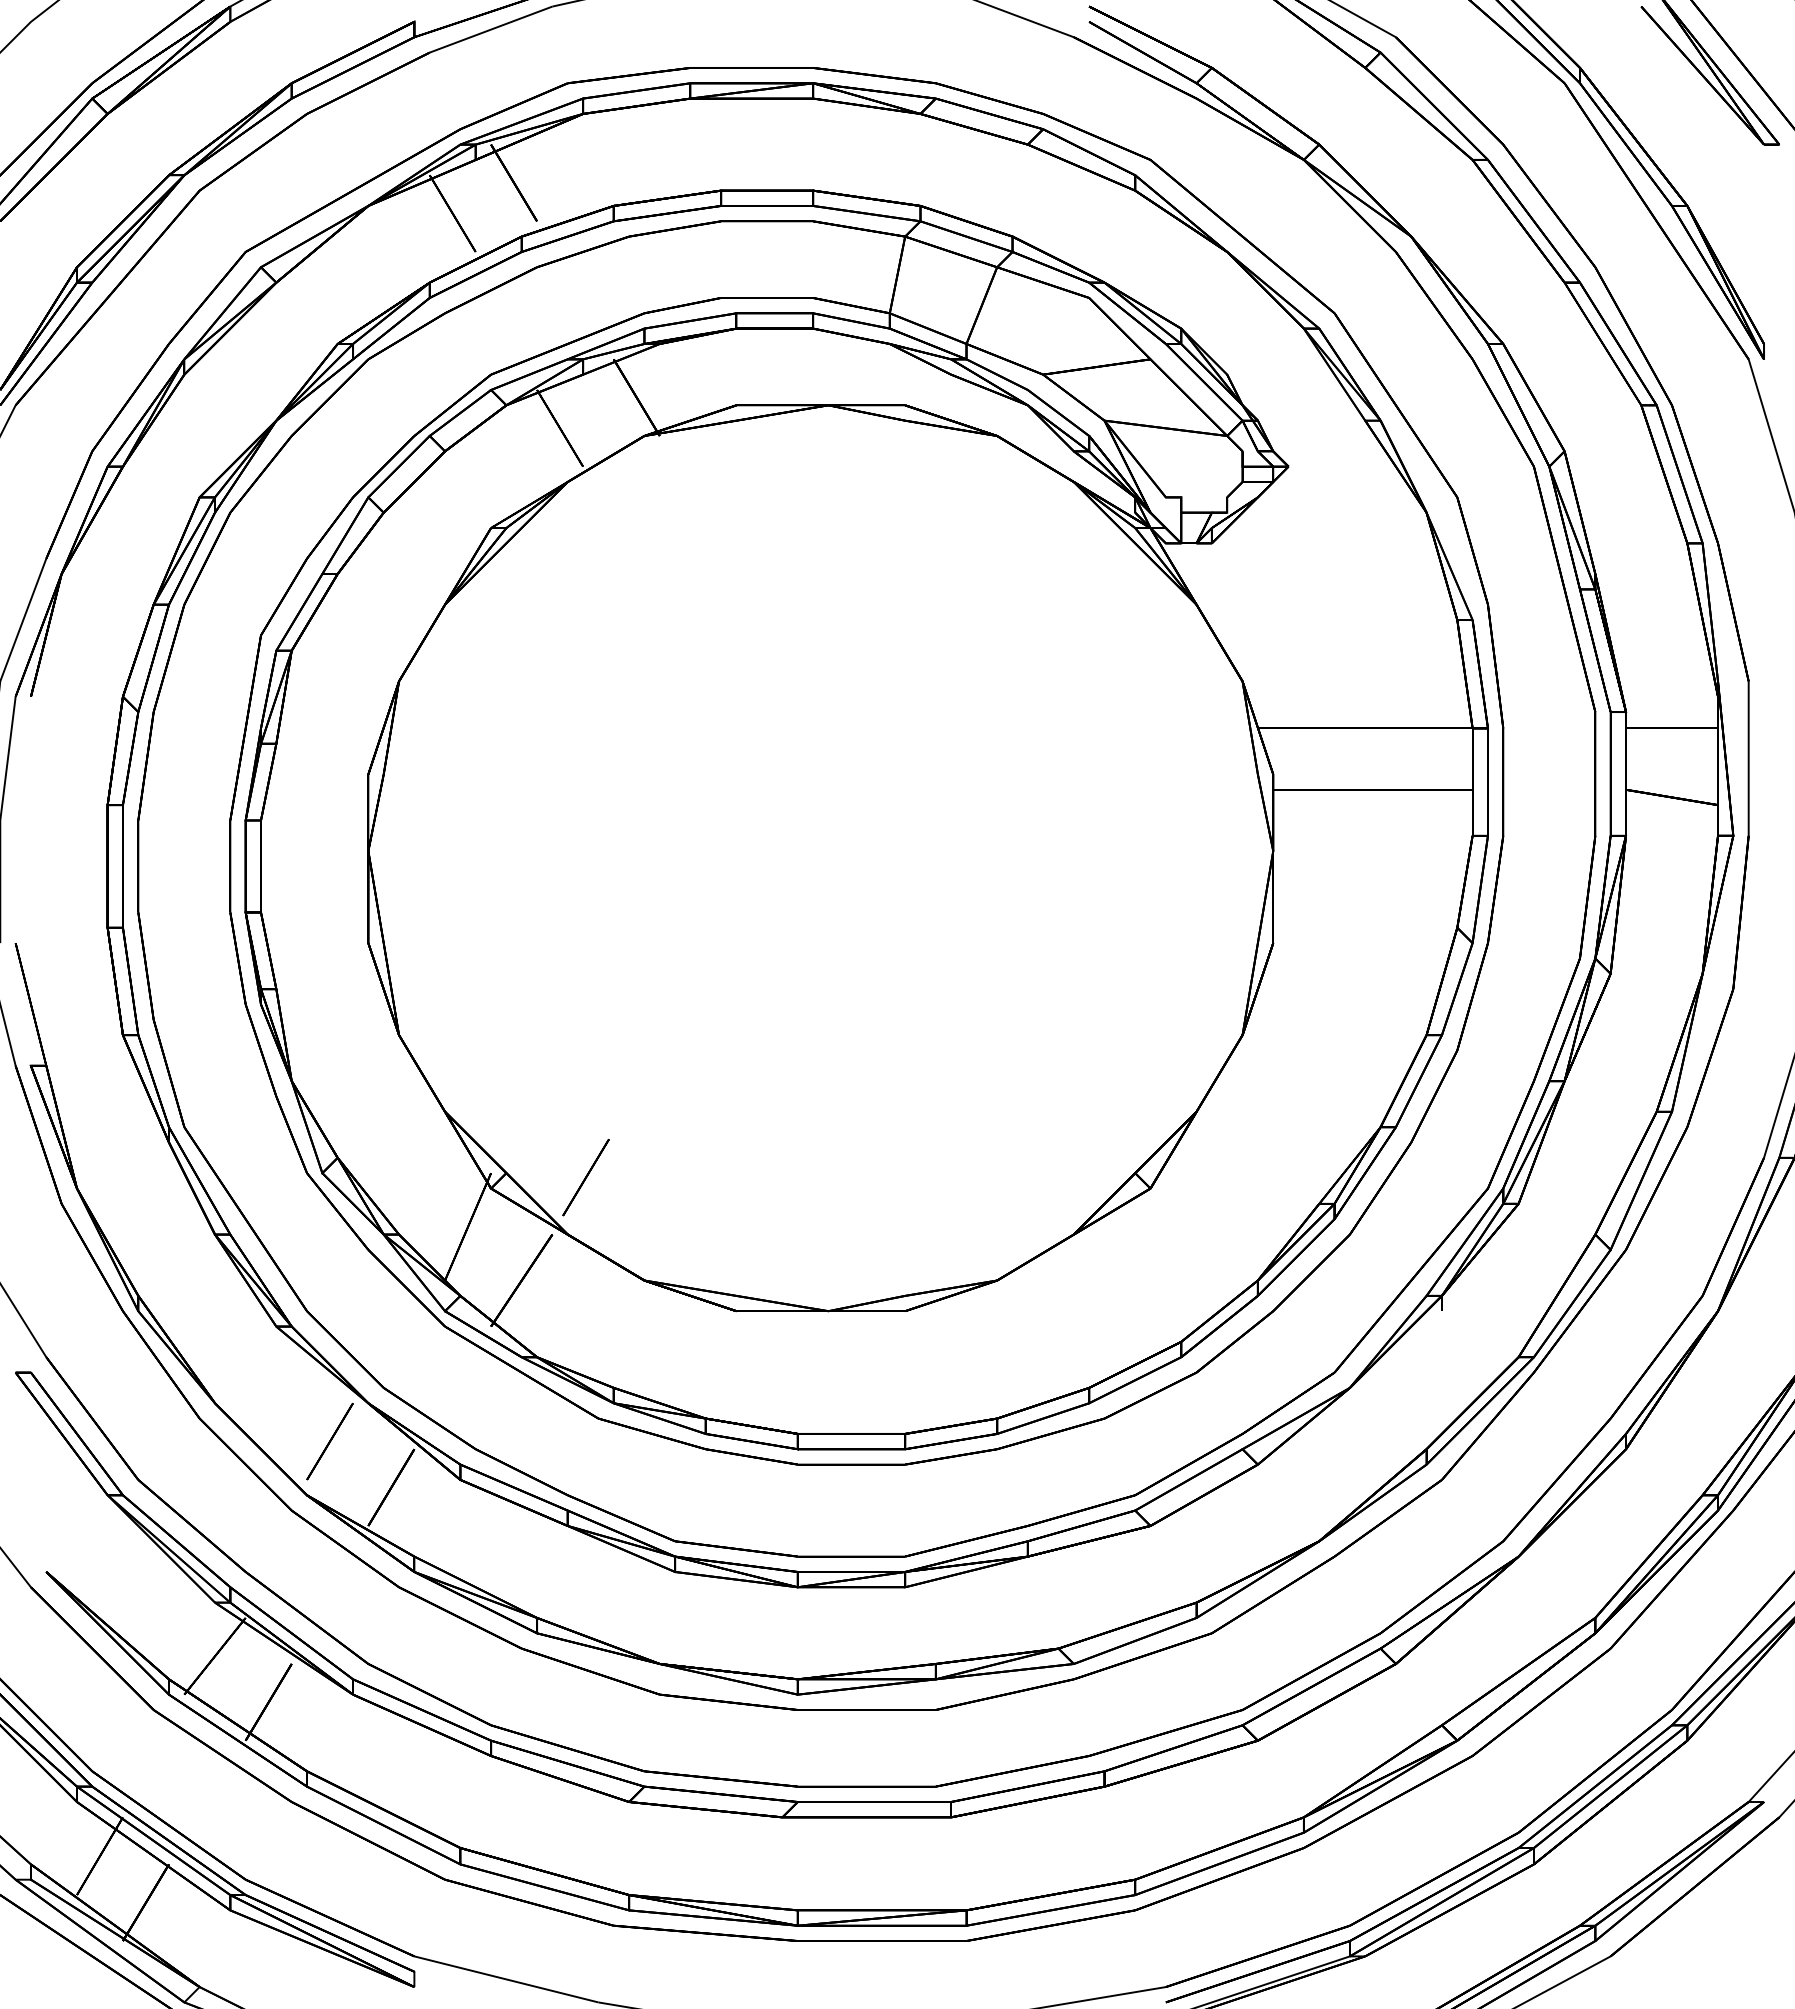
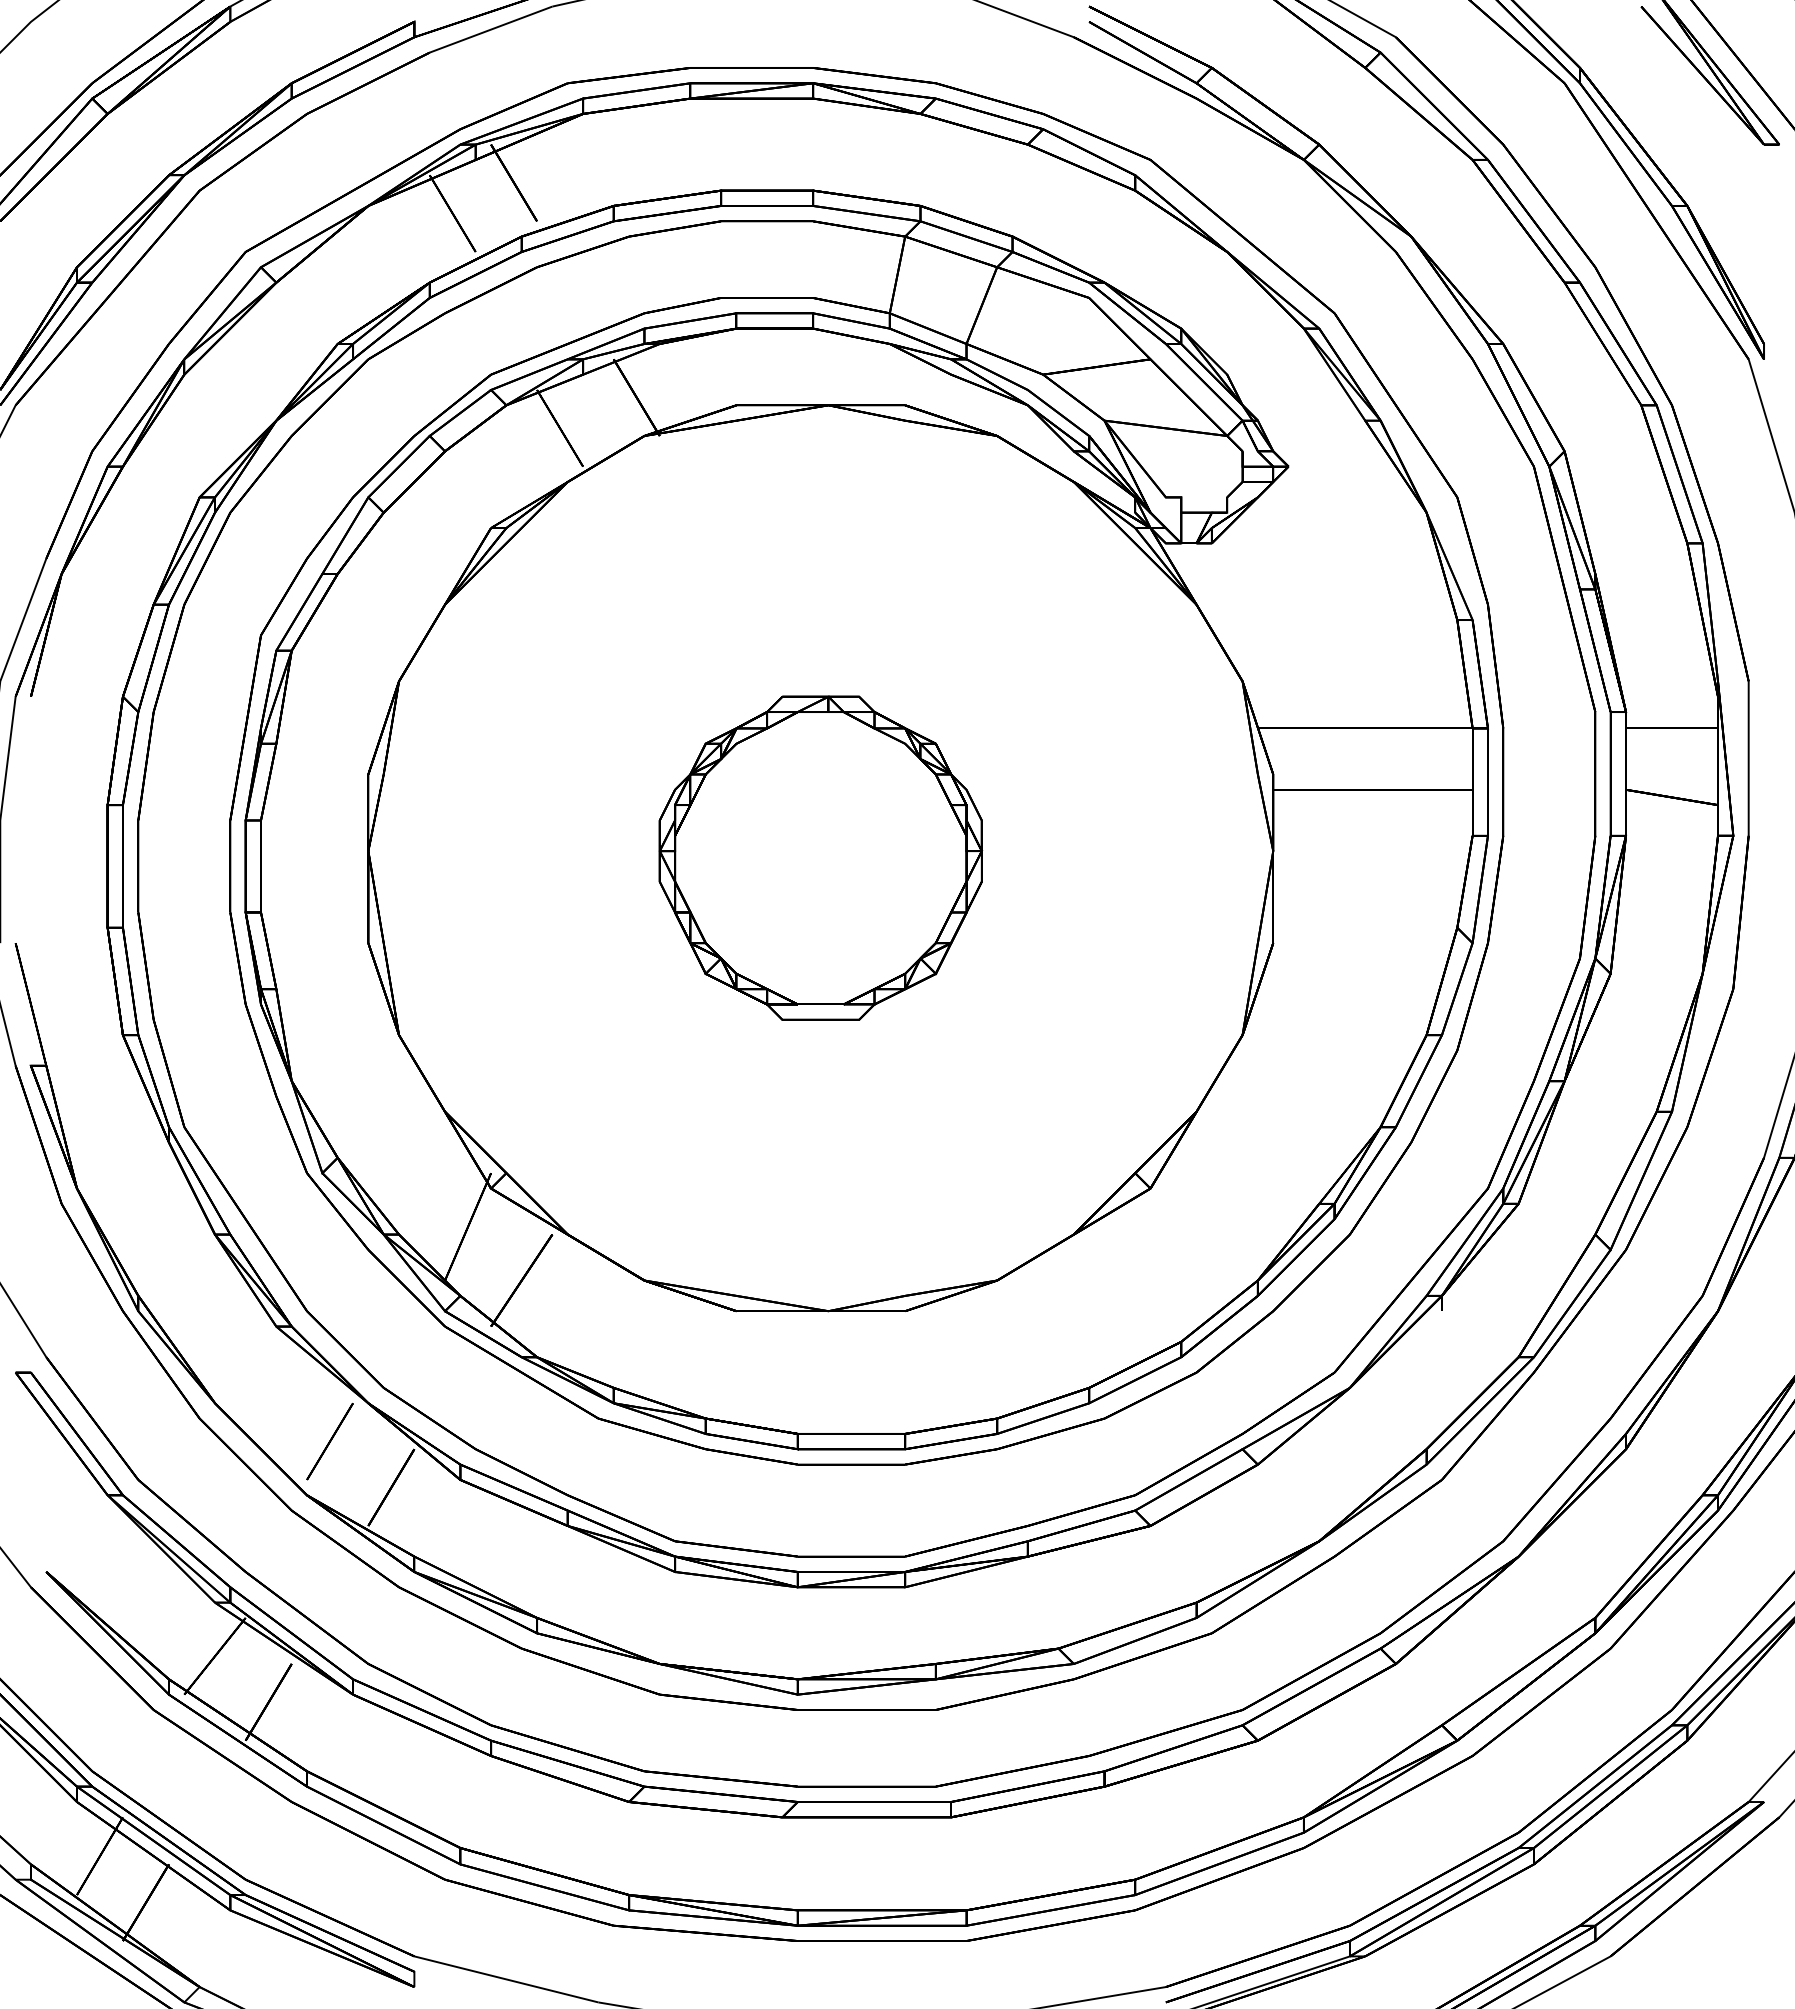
part: none -> present (820, 857)
line: present -> none (585, 1177)
